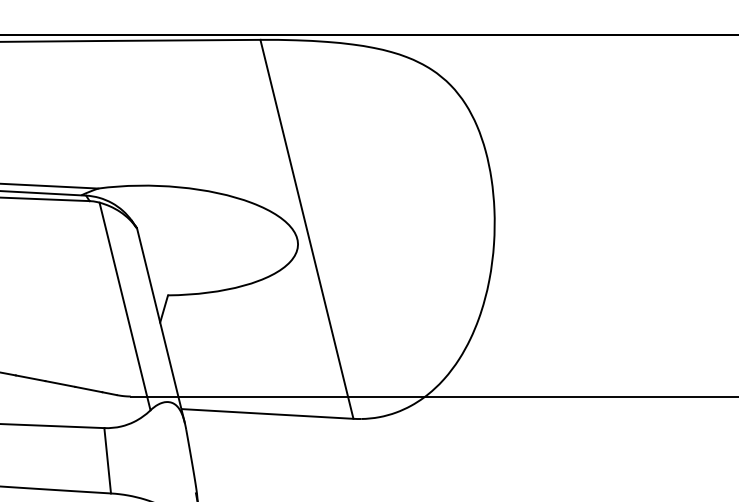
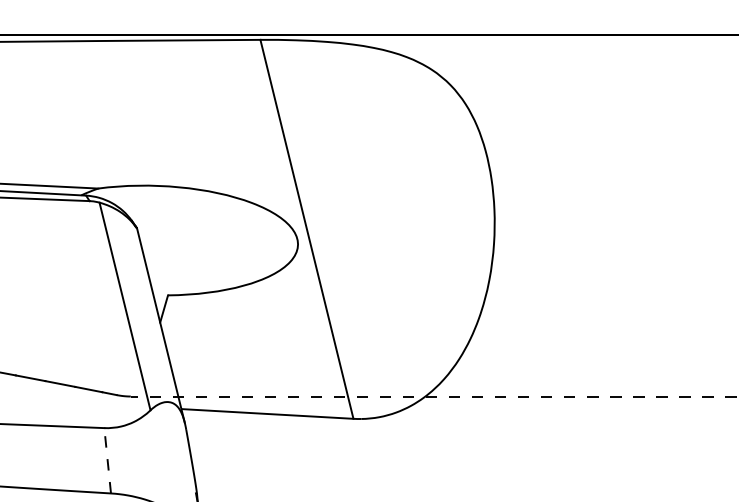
line: solid -> dashed (434, 396)
line: solid -> dashed (107, 460)
